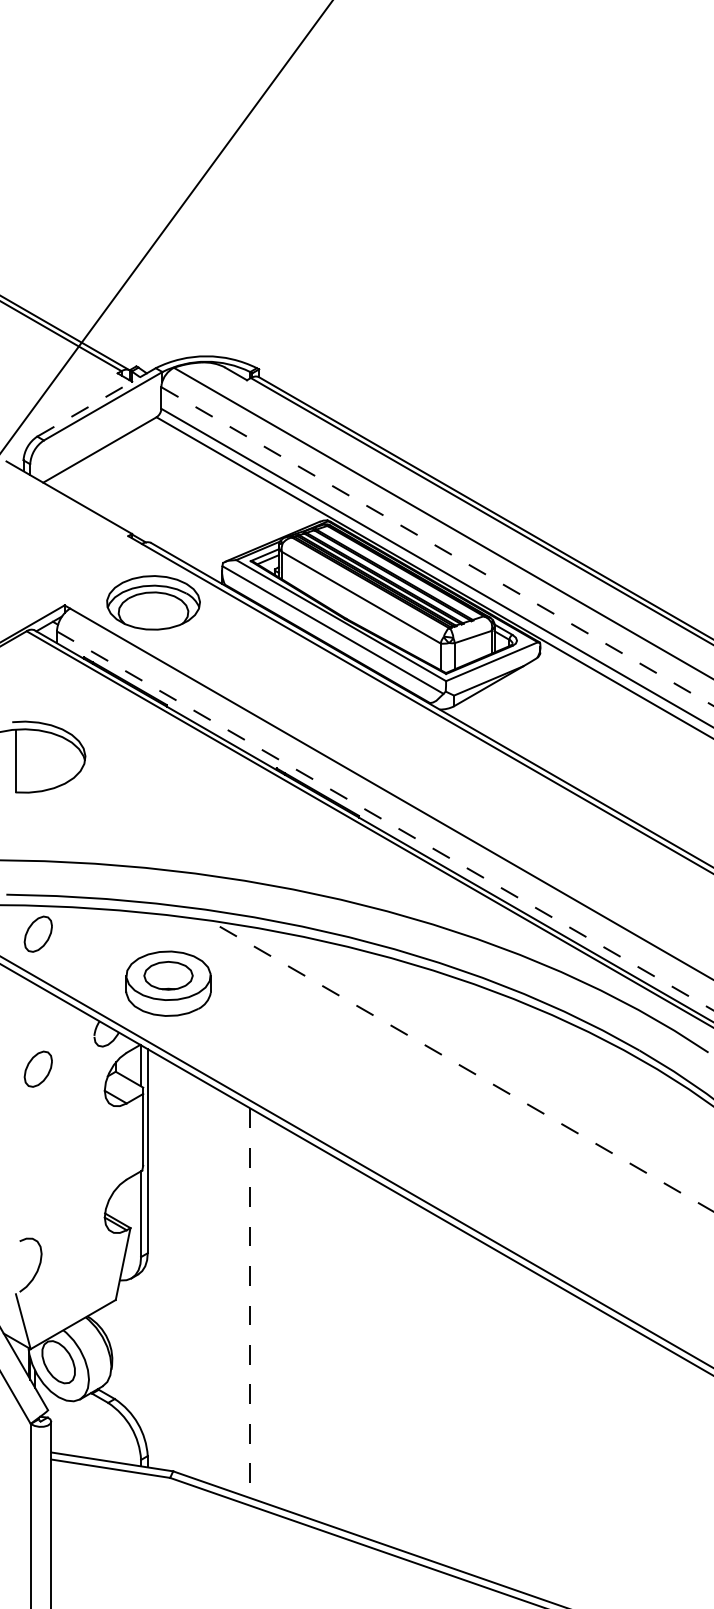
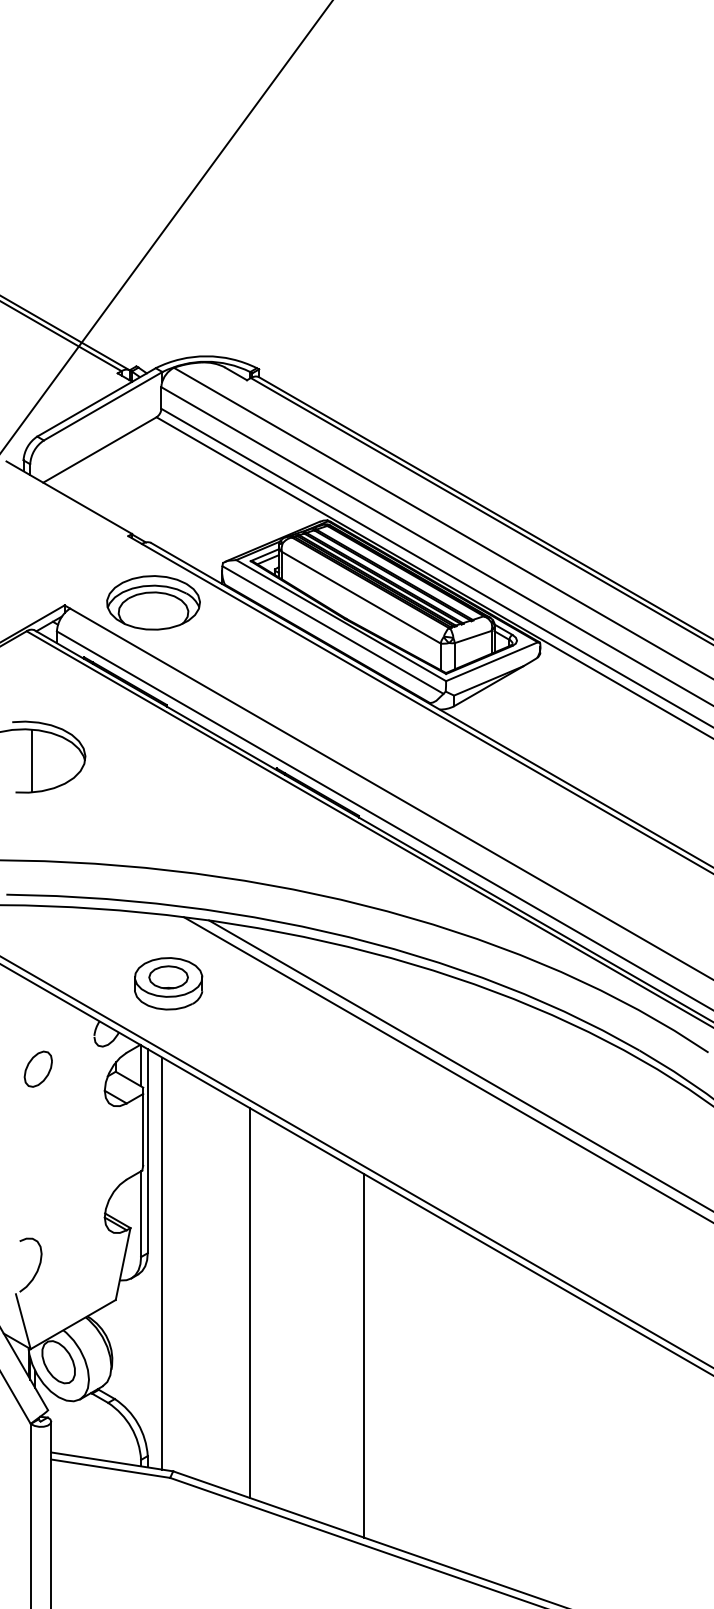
line: dashed -> solid (96, 402)
line: dashed -> solid (437, 546)
line position: (15, 760) -> (31, 760) (31, 760)
line: dashed -> solid (385, 820)
part: present -> none (37, 933)
part size: 87x67 px -> 70x54 px (168, 983)
line: dashed -> solid (460, 1065)
line: none -> present (446, 1069)
line: none -> present (162, 1263)
line: dashed -> solid (250, 1303)
line: none -> present (364, 1355)
